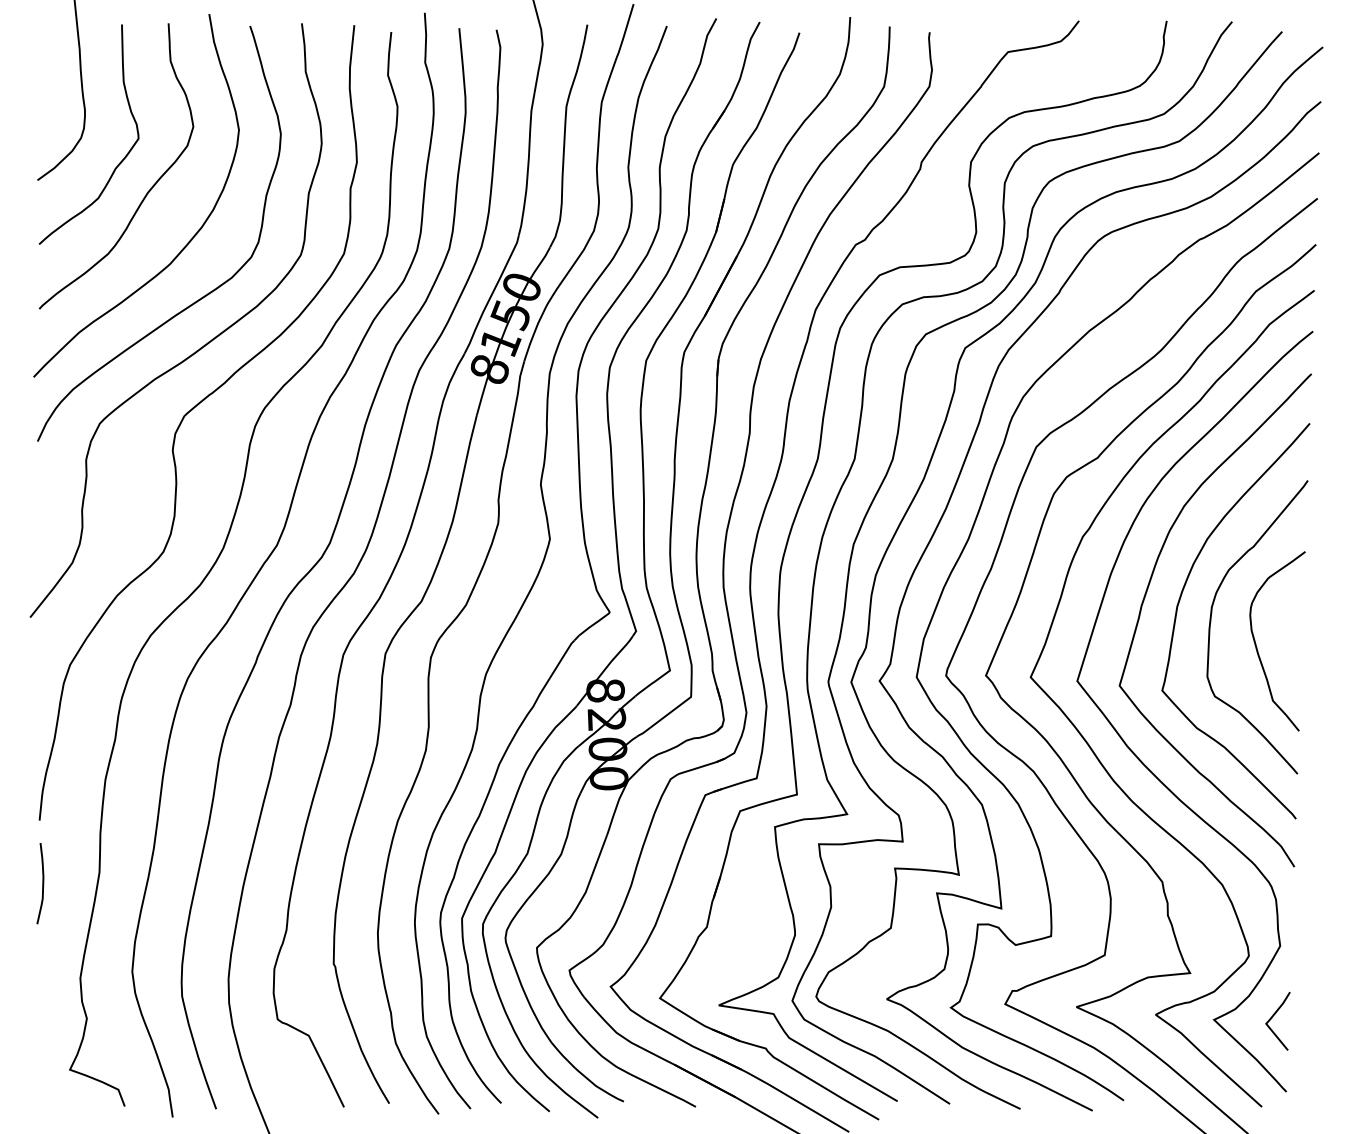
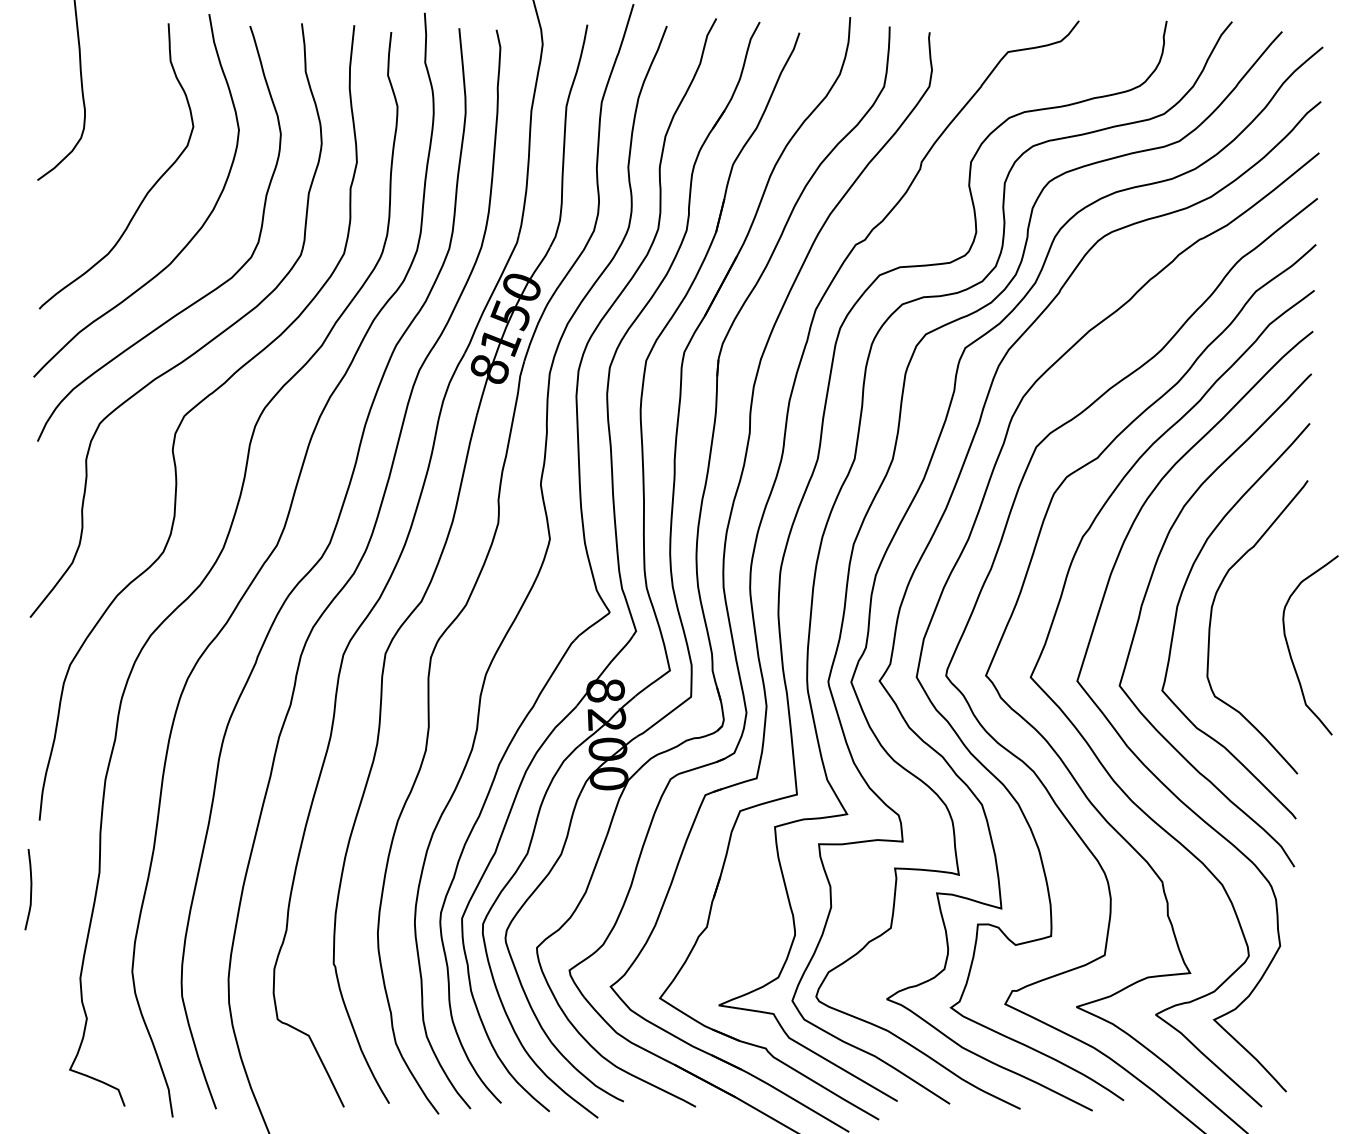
curve: present -> none (118, 163)
curve position: (1257, 647) -> (1290, 651) (1290, 651)
curve position: (42, 883) -> (30, 889) (30, 889)
line: present -> none (1272, 1018)
